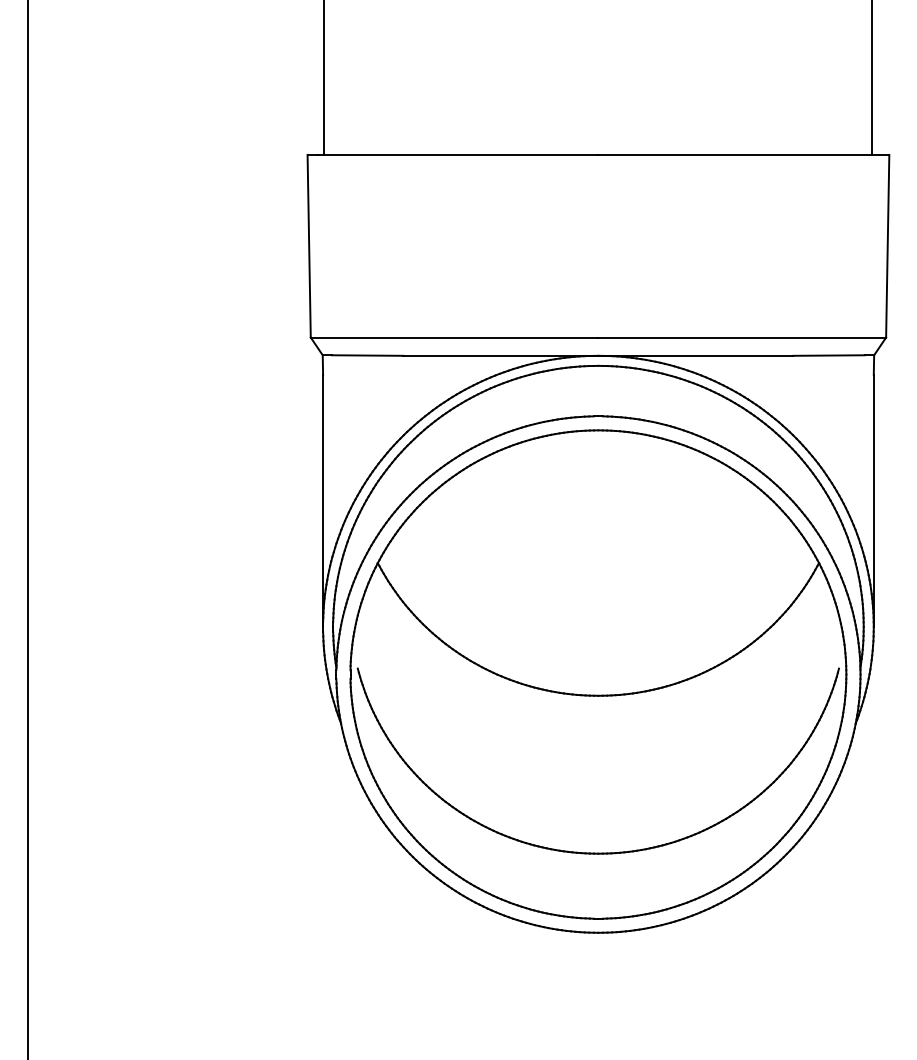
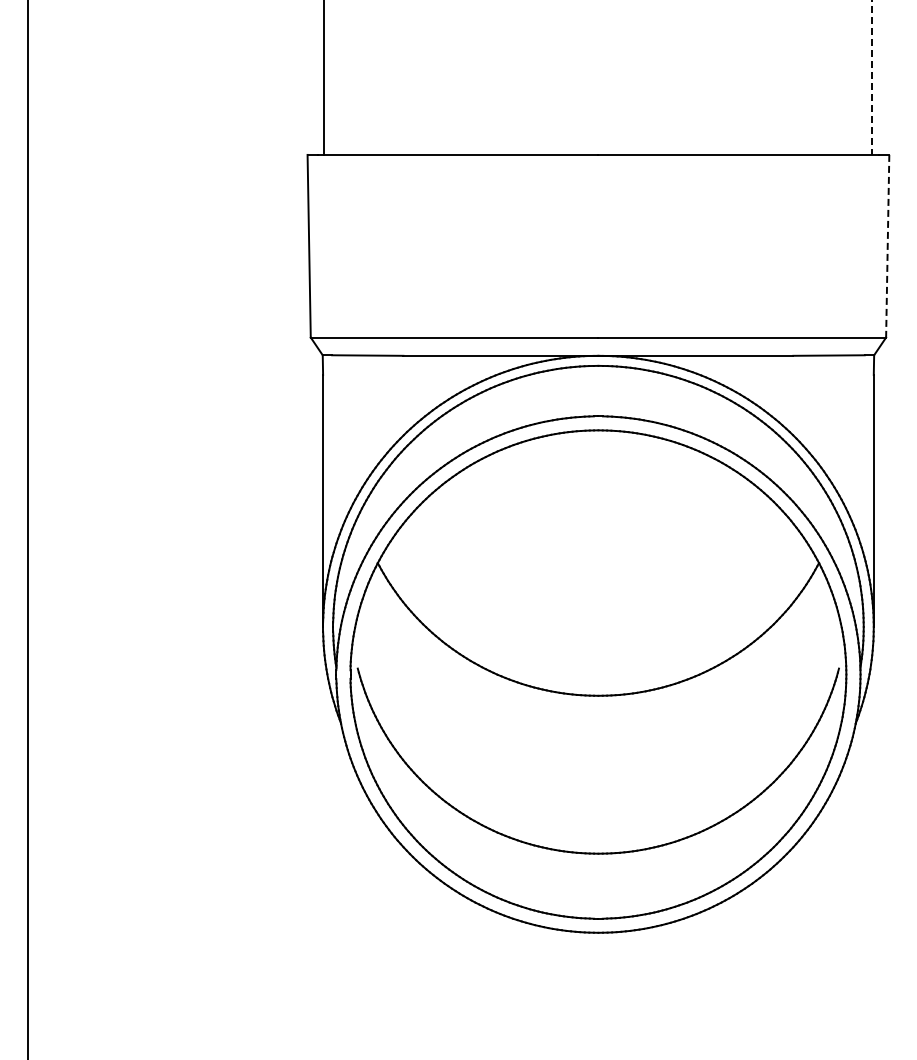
line: solid -> dashed (872, 77)
line: solid -> dashed (887, 246)
